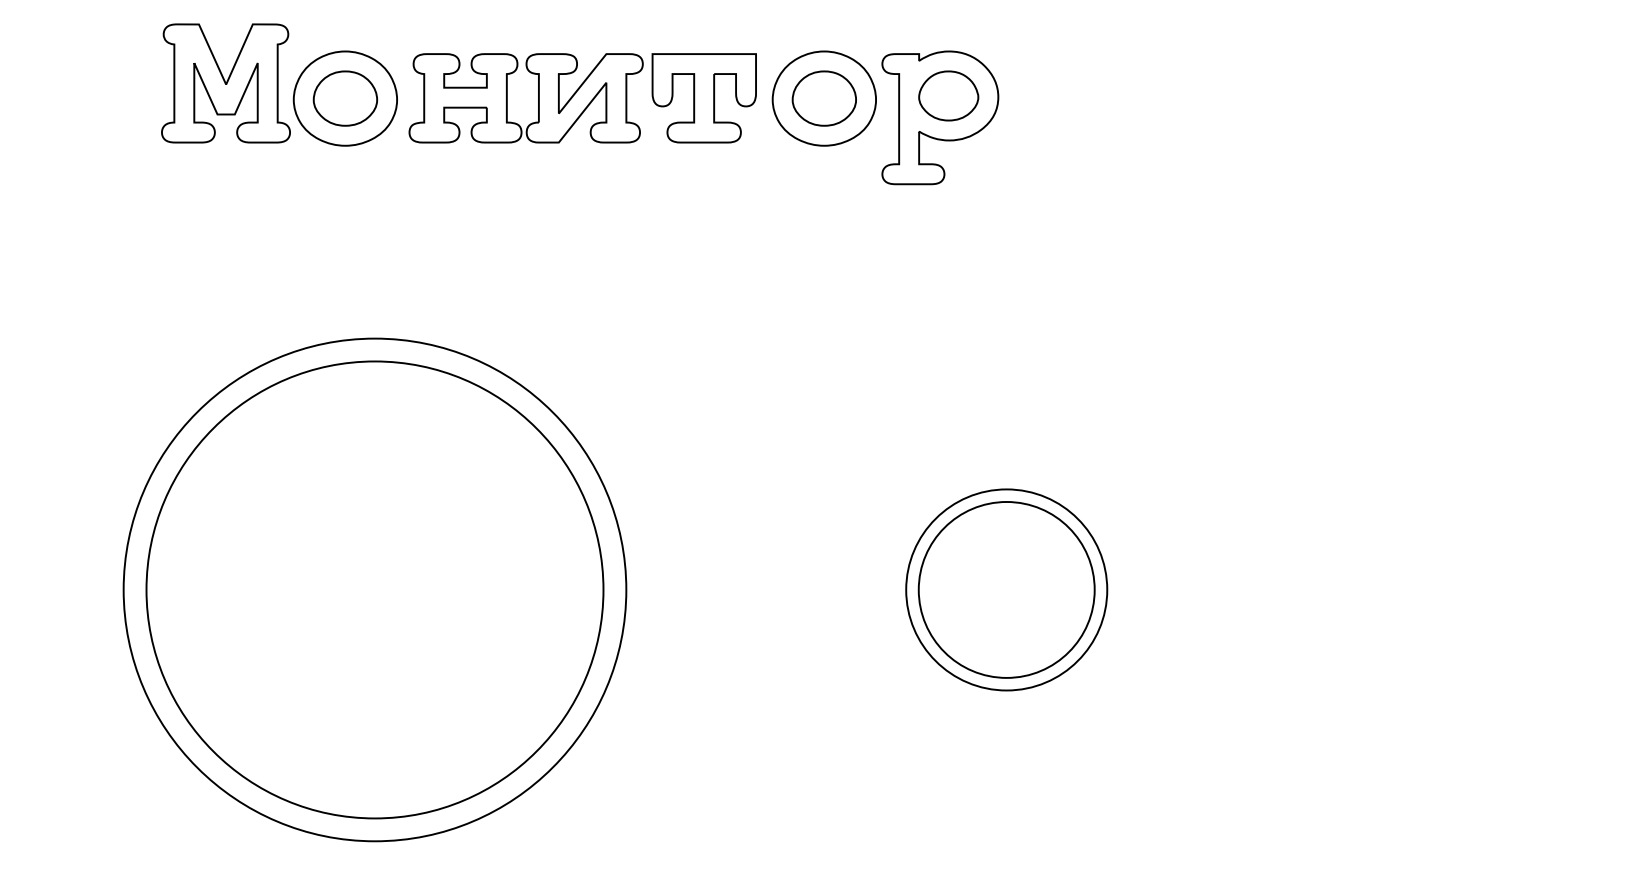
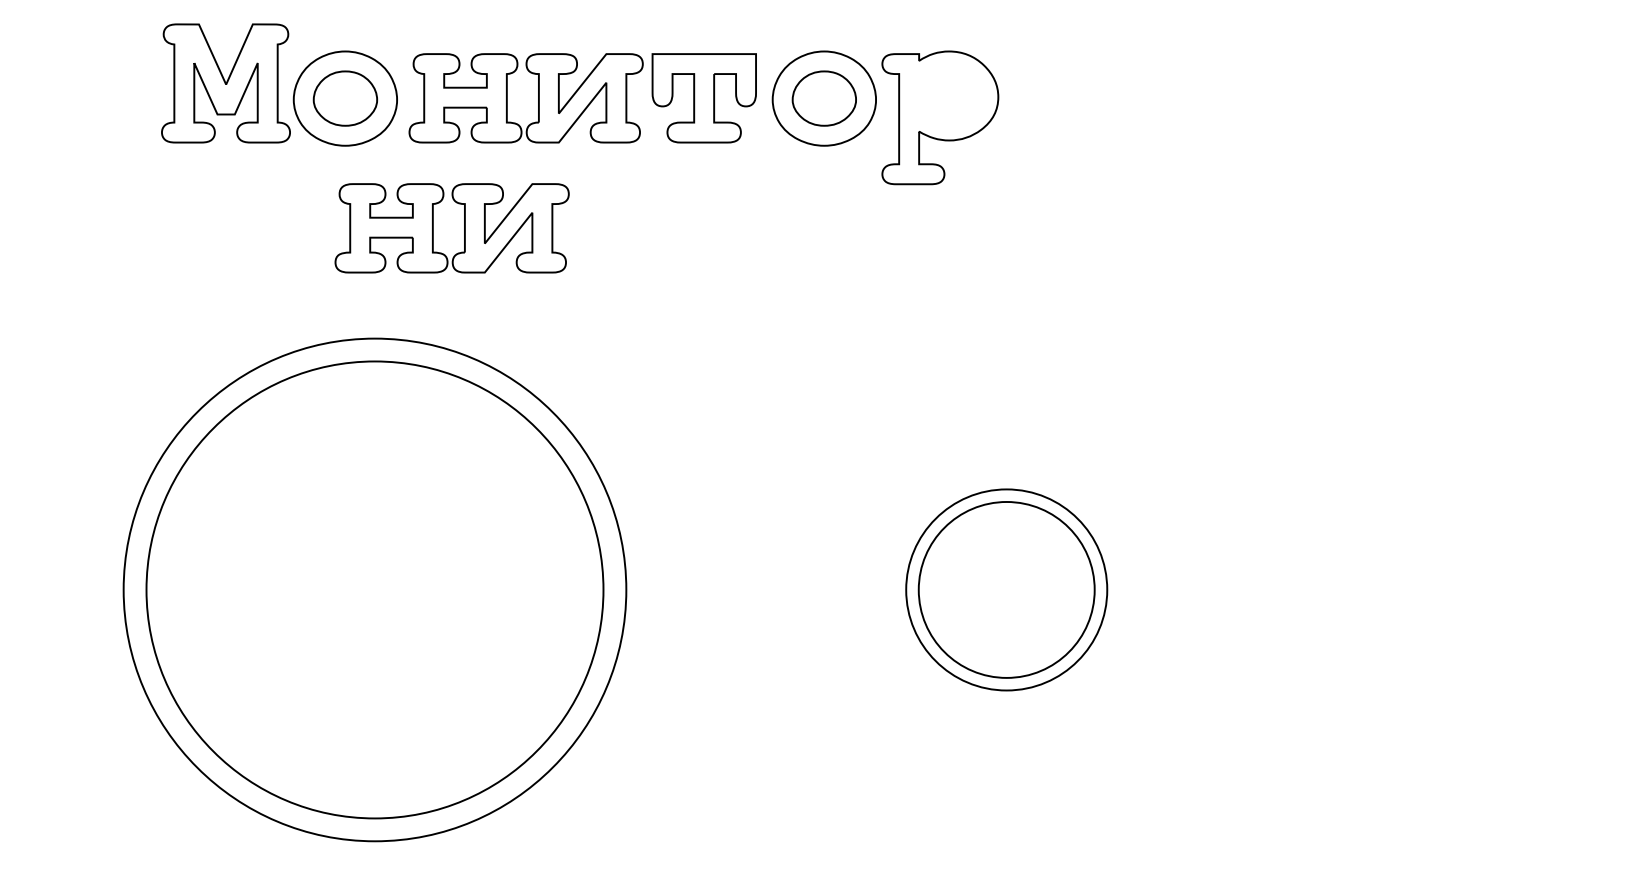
part: present -> none (948, 95)
part: none -> present (464, 228)
